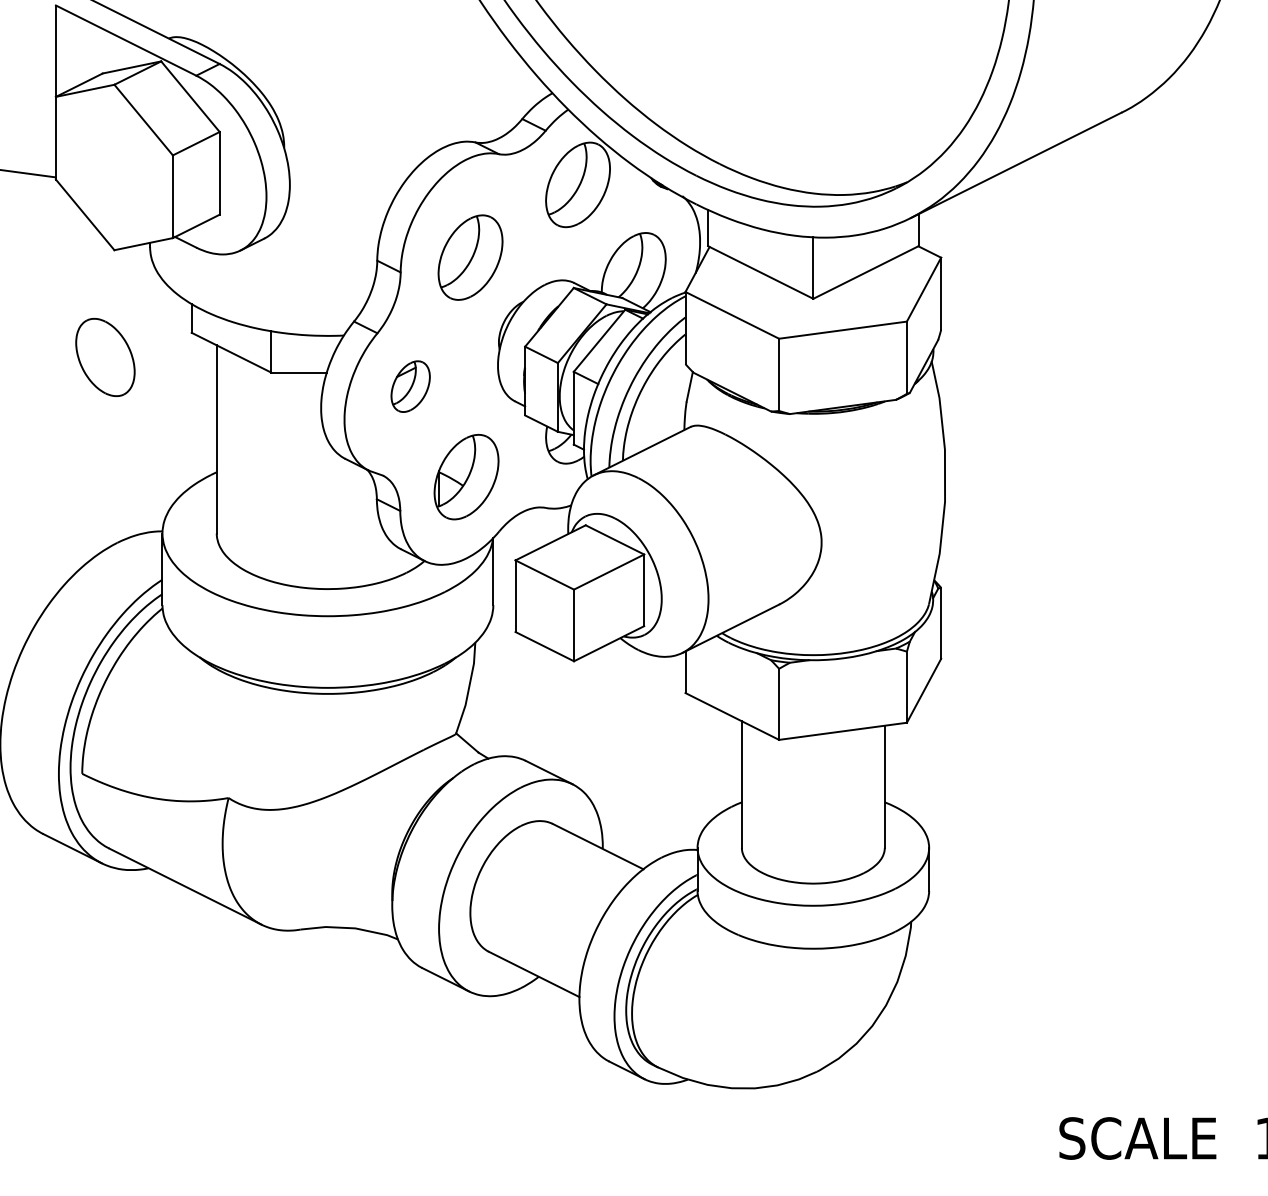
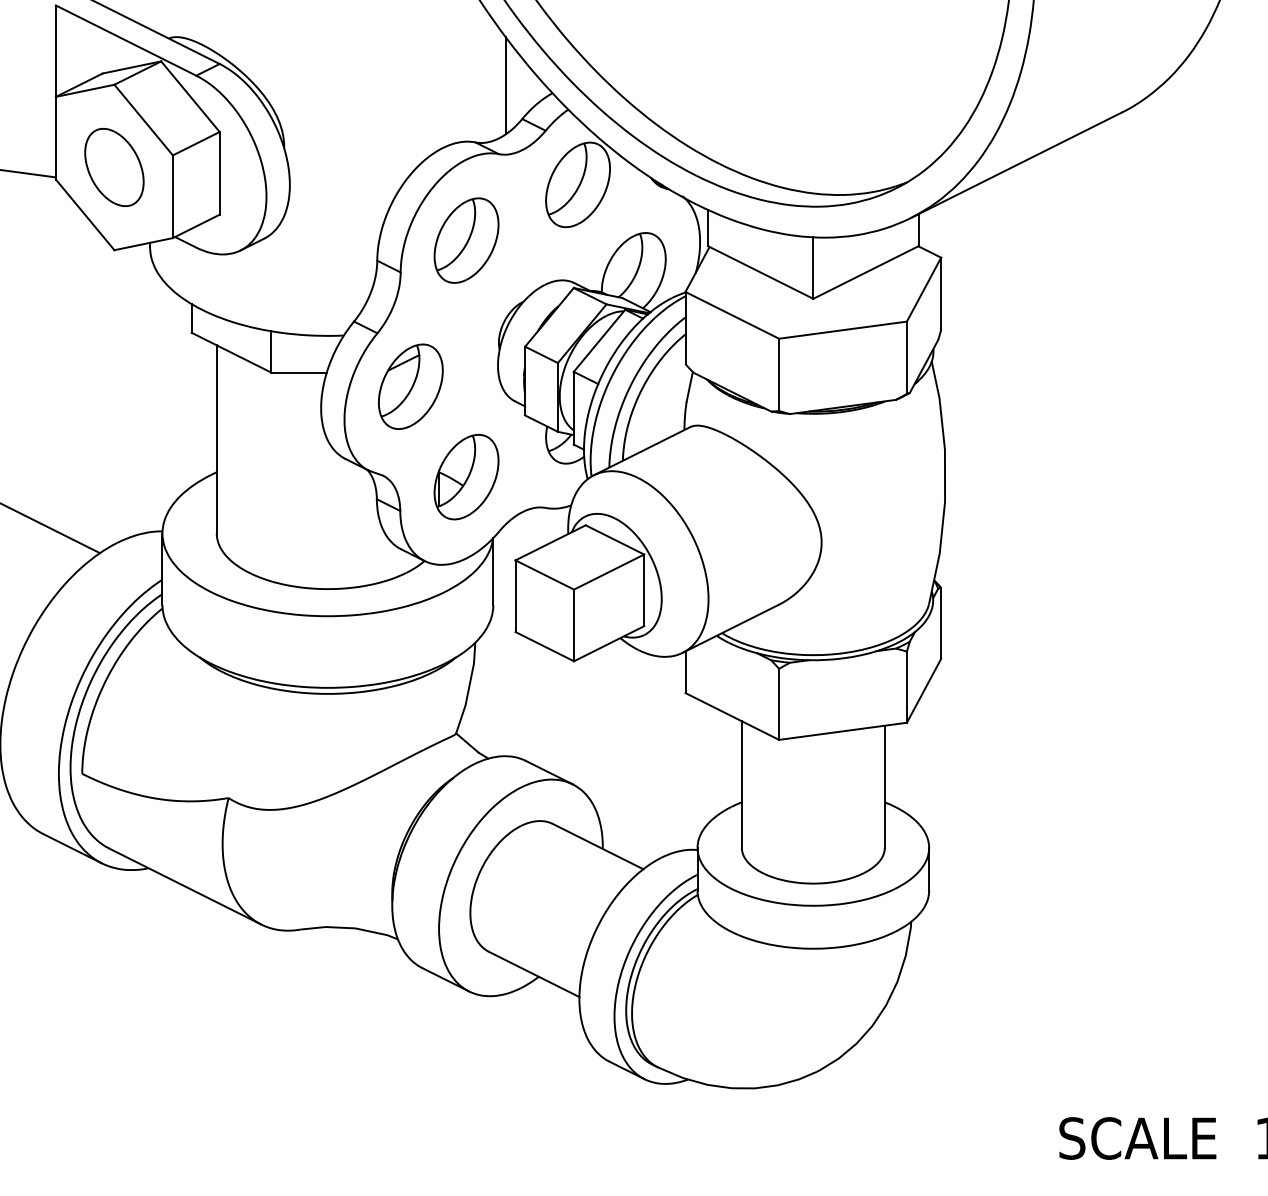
line: none -> present (505, 85)
part position: (470, 257) -> (466, 240) (466, 240)
part position: (105, 357) -> (114, 167) (114, 167)
part size: 41x53 px -> 67x87 px (410, 386)
line: none -> present (51, 528)
